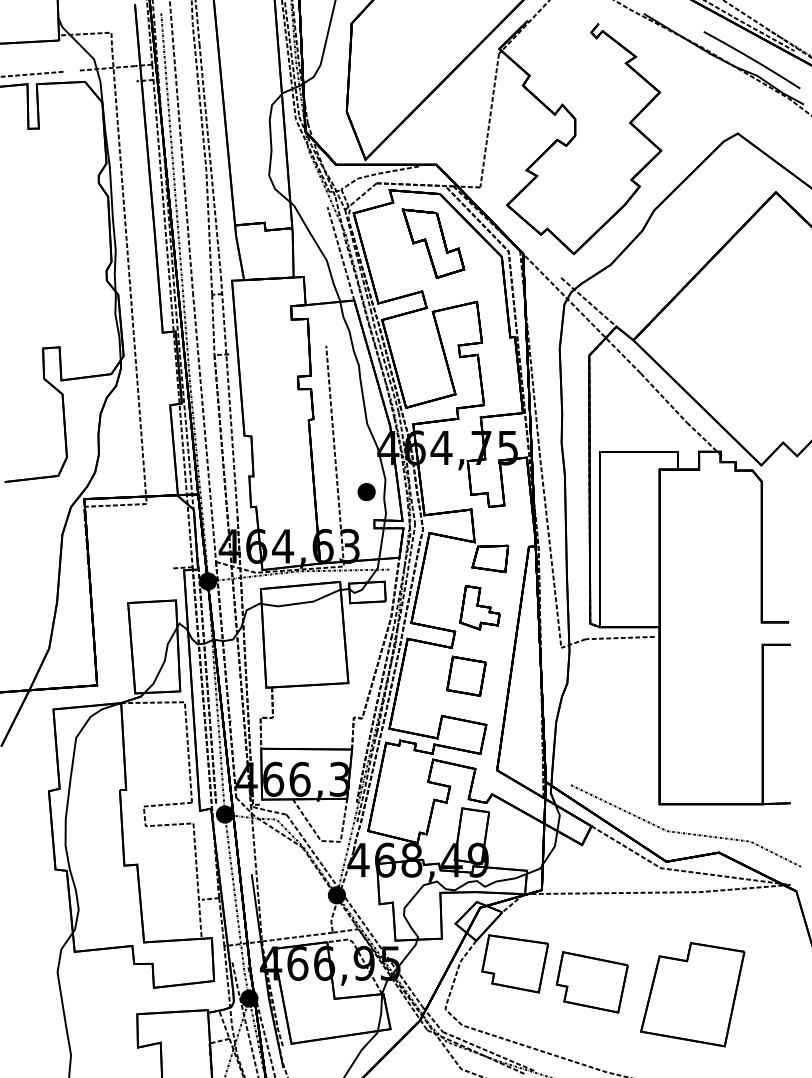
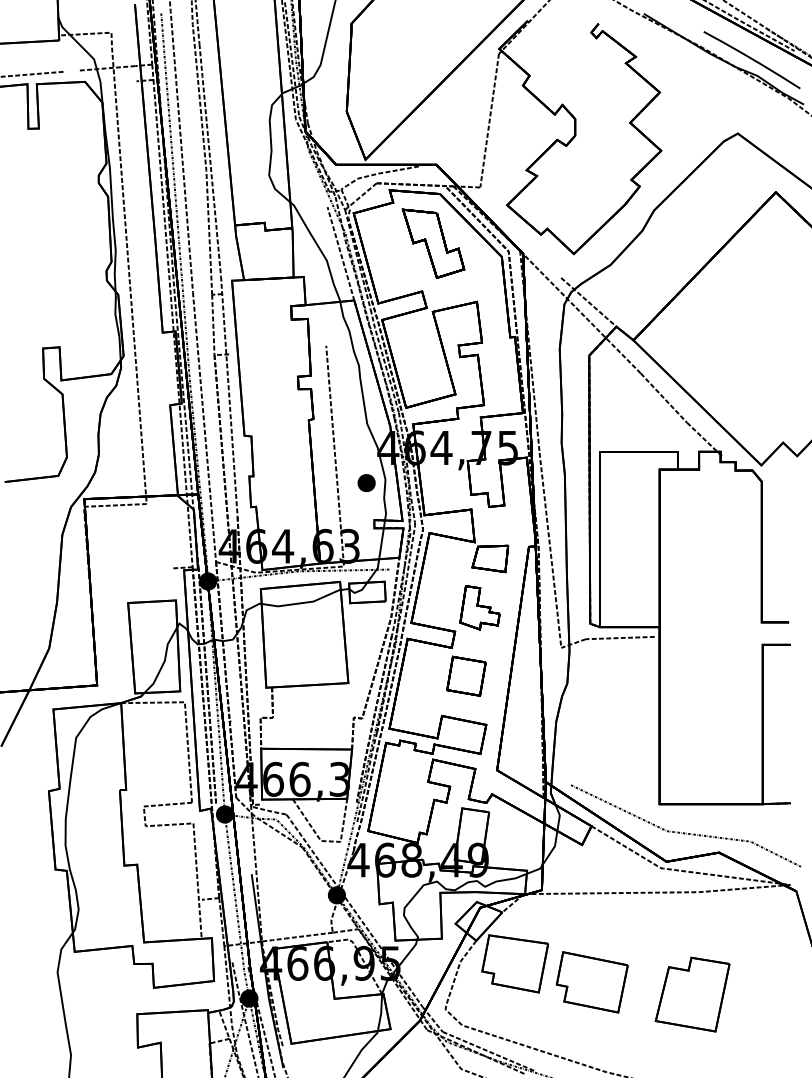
part position: (366, 492) -> (366, 483) (366, 483)
part size: 106x106 px -> 77x77 px (692, 994)
